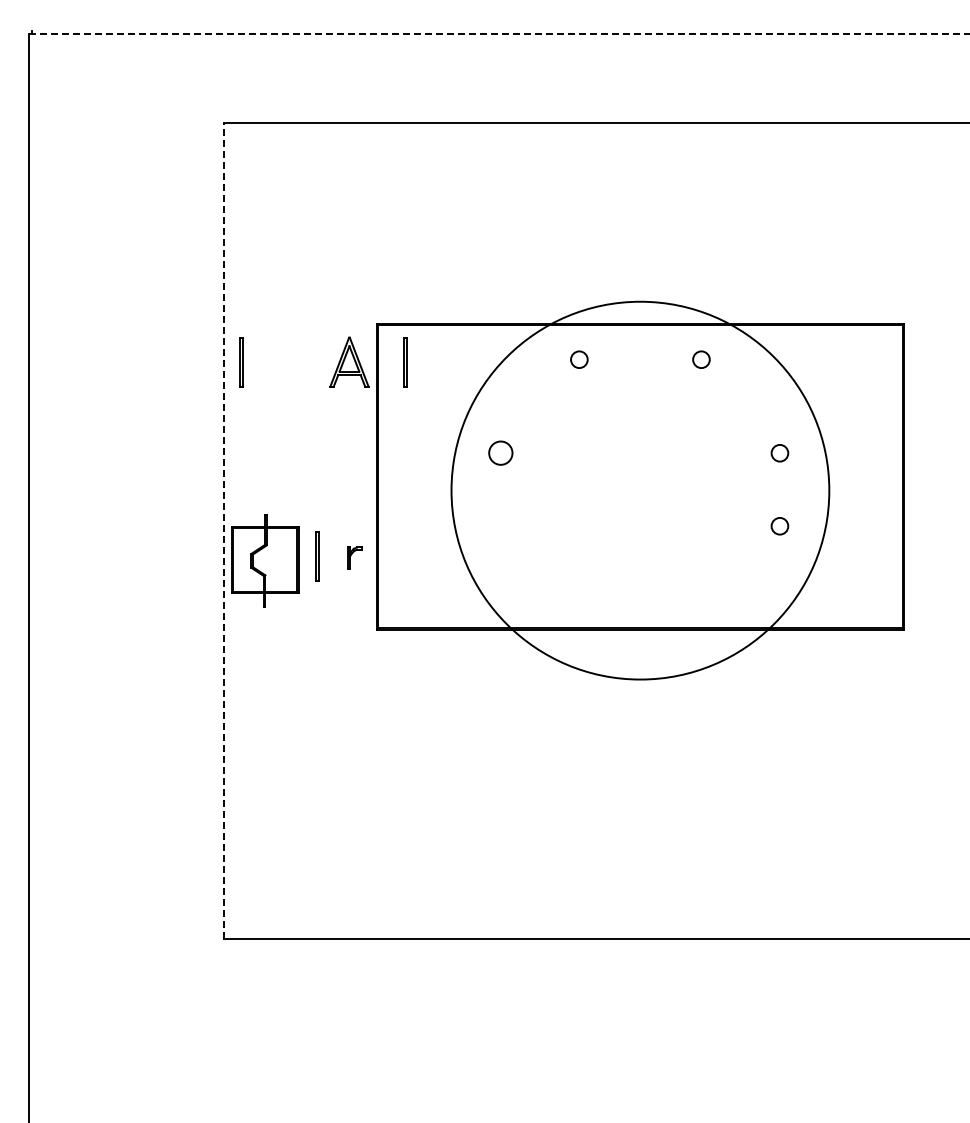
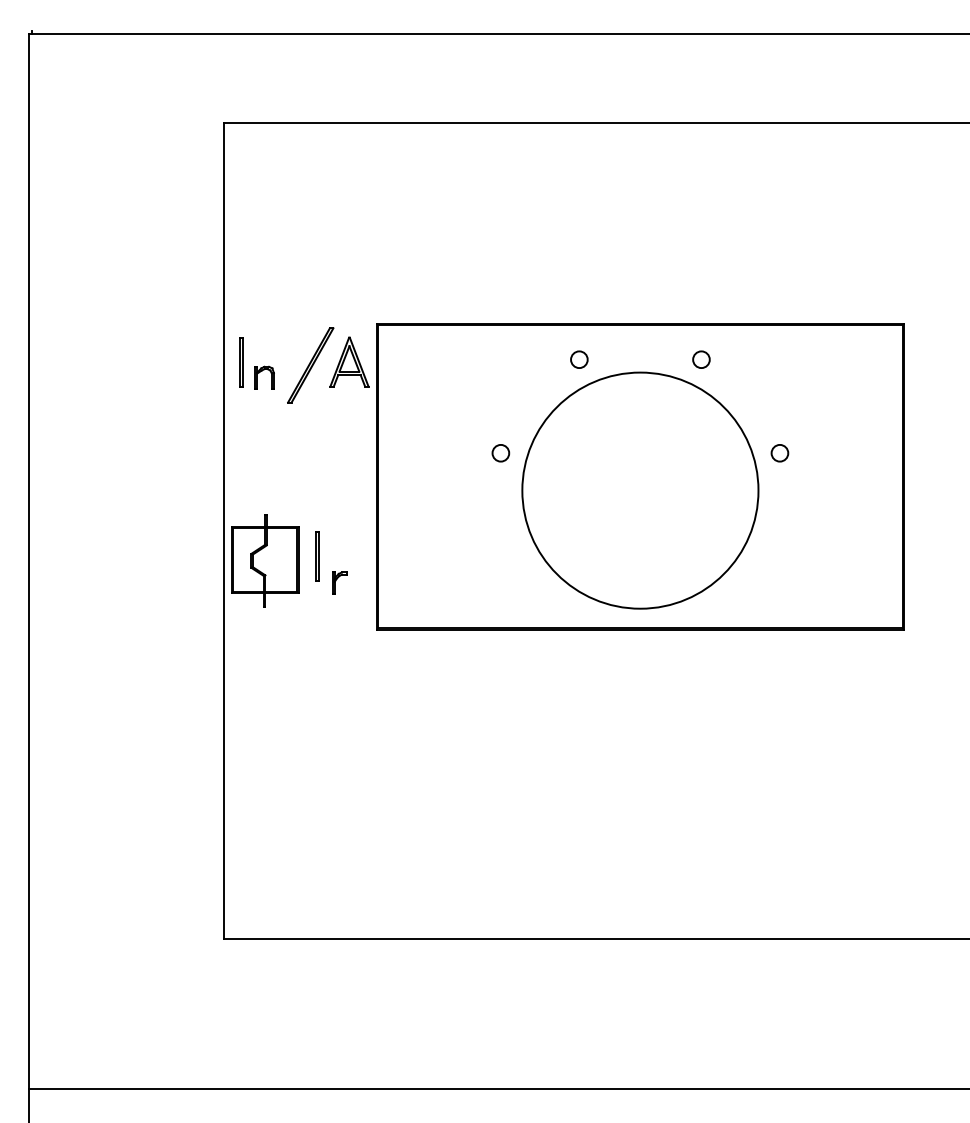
line: dashed -> solid (499, 33)
line: present -> none (404, 362)
part: none -> present (310, 365)
part: none -> present (262, 371)
circle size: 26x26 px -> 20x19 px (500, 453)
circle diameter: 378 px -> 236 px (640, 490)
circle: present -> none (779, 526)
line: dashed -> solid (223, 530)
part position: (354, 557) -> (339, 582) (339, 582)
line: none -> present (497, 1089)
